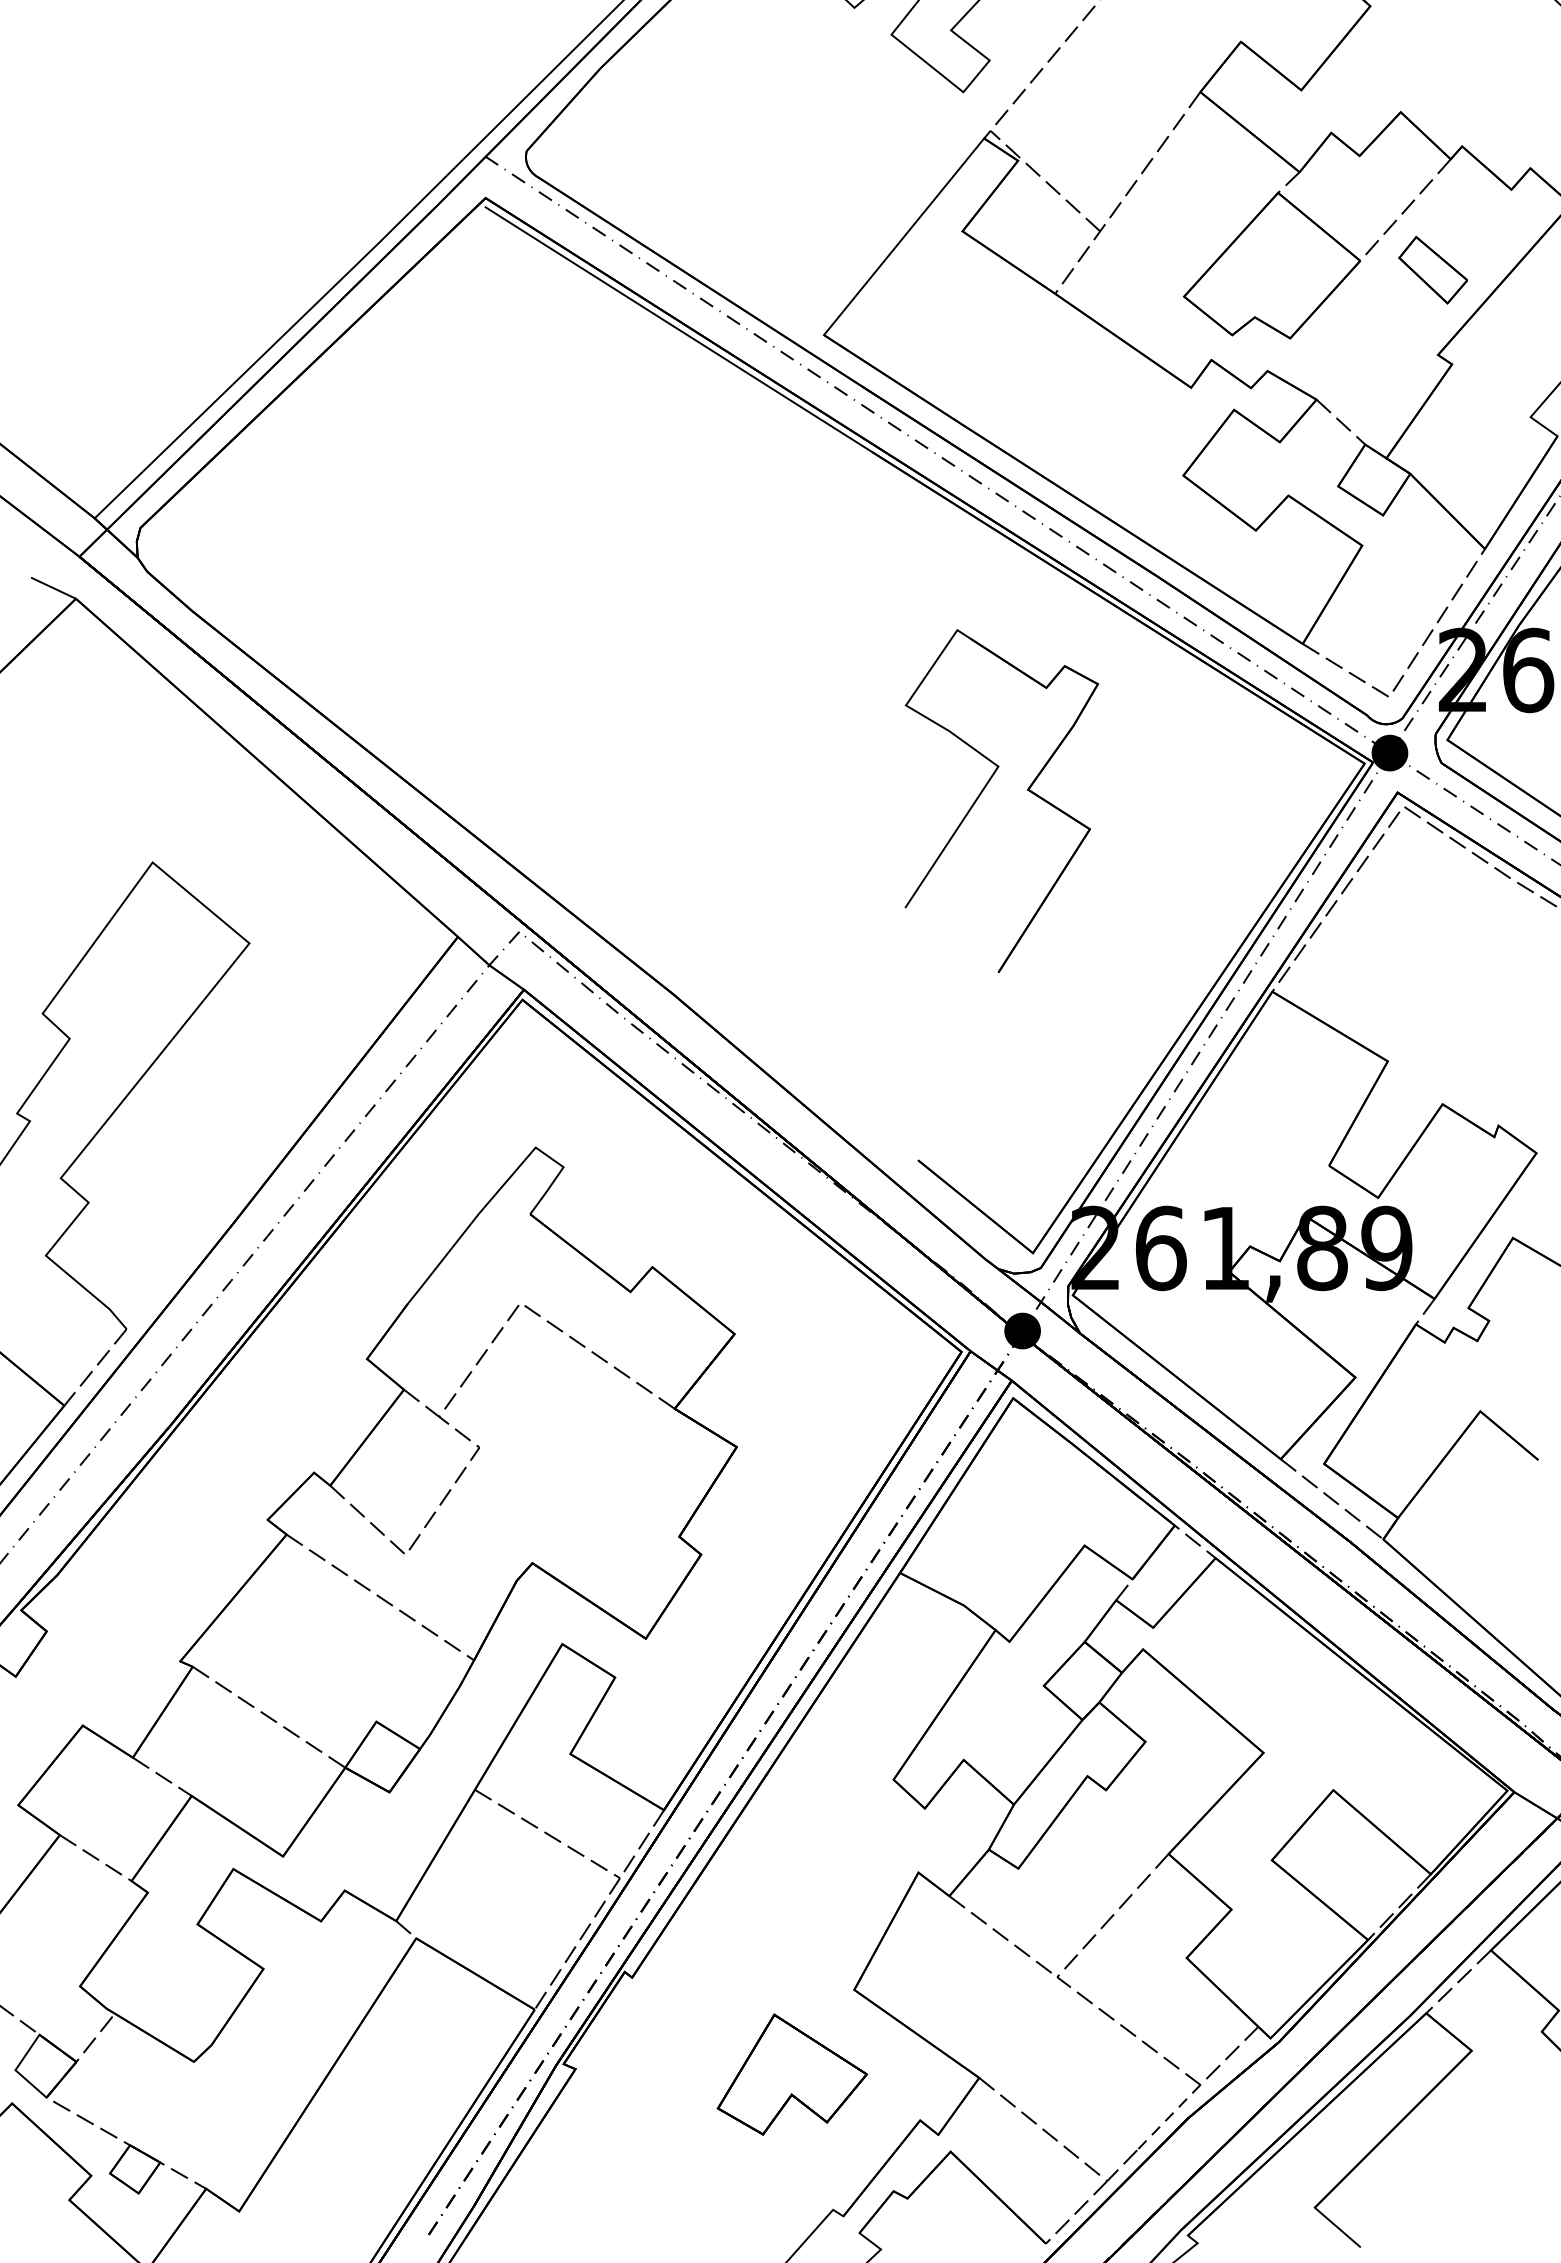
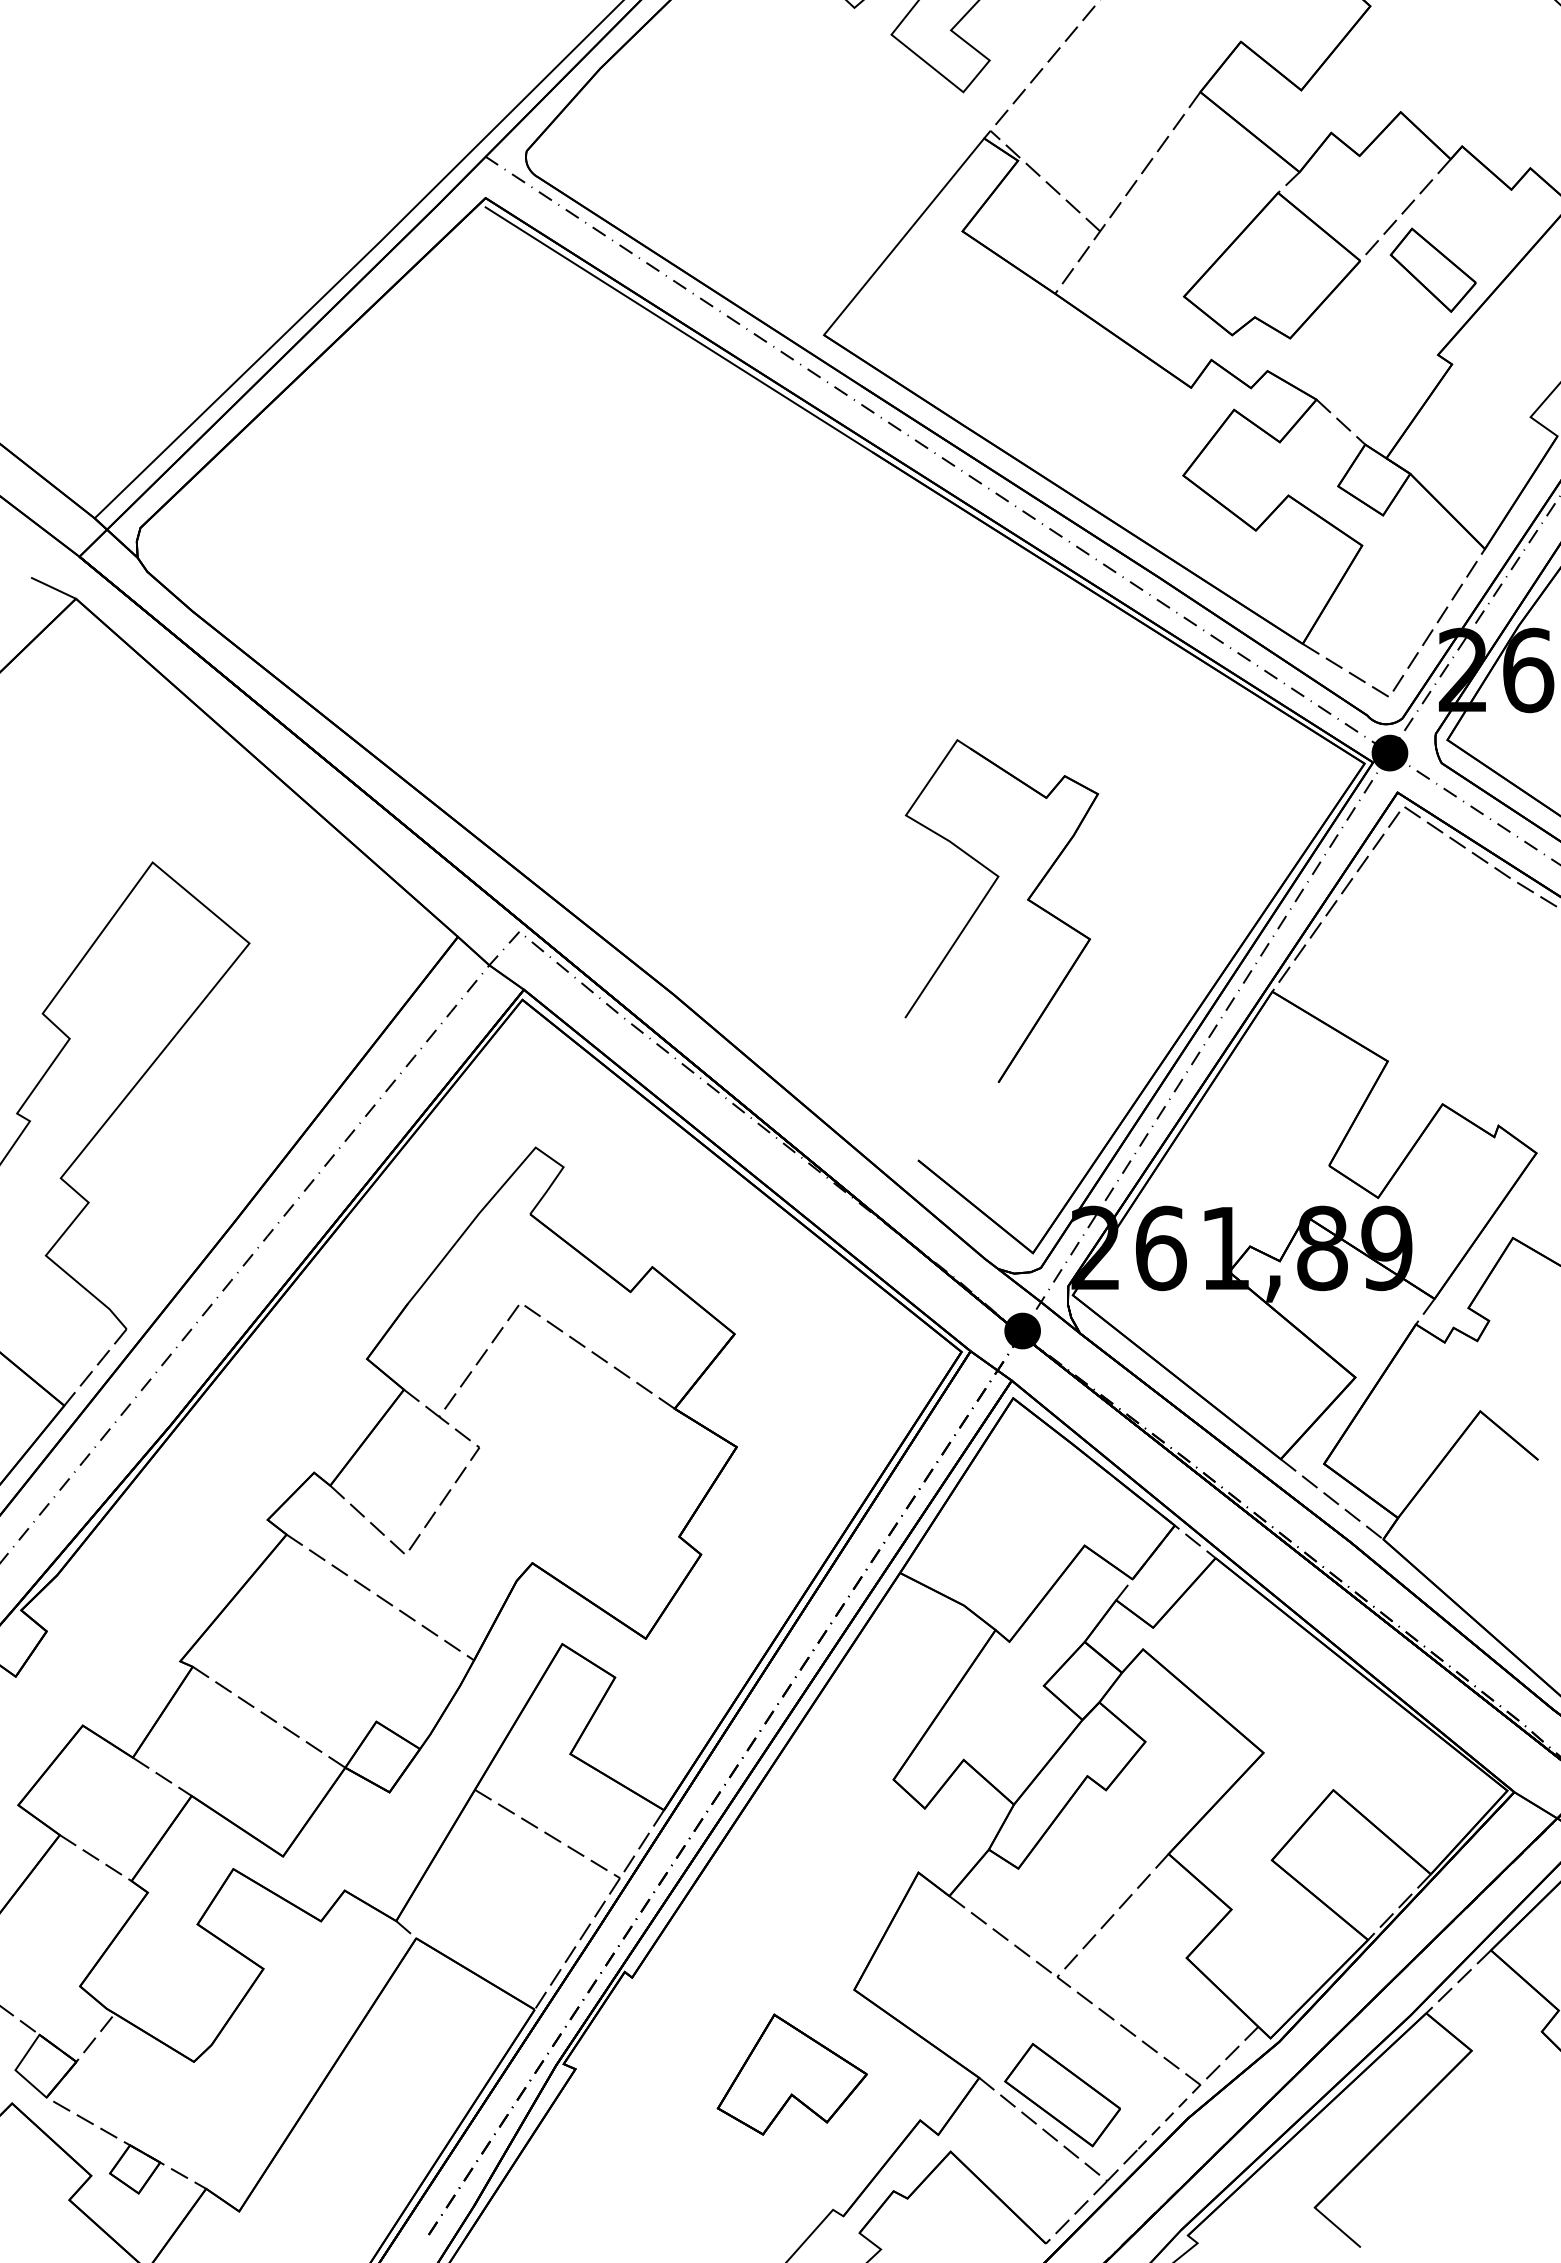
part size: 70x70 px -> 88x86 px (1432, 269)
part position: (985, 788) -> (985, 898) (985, 898)
part: none -> present (1062, 2094)
